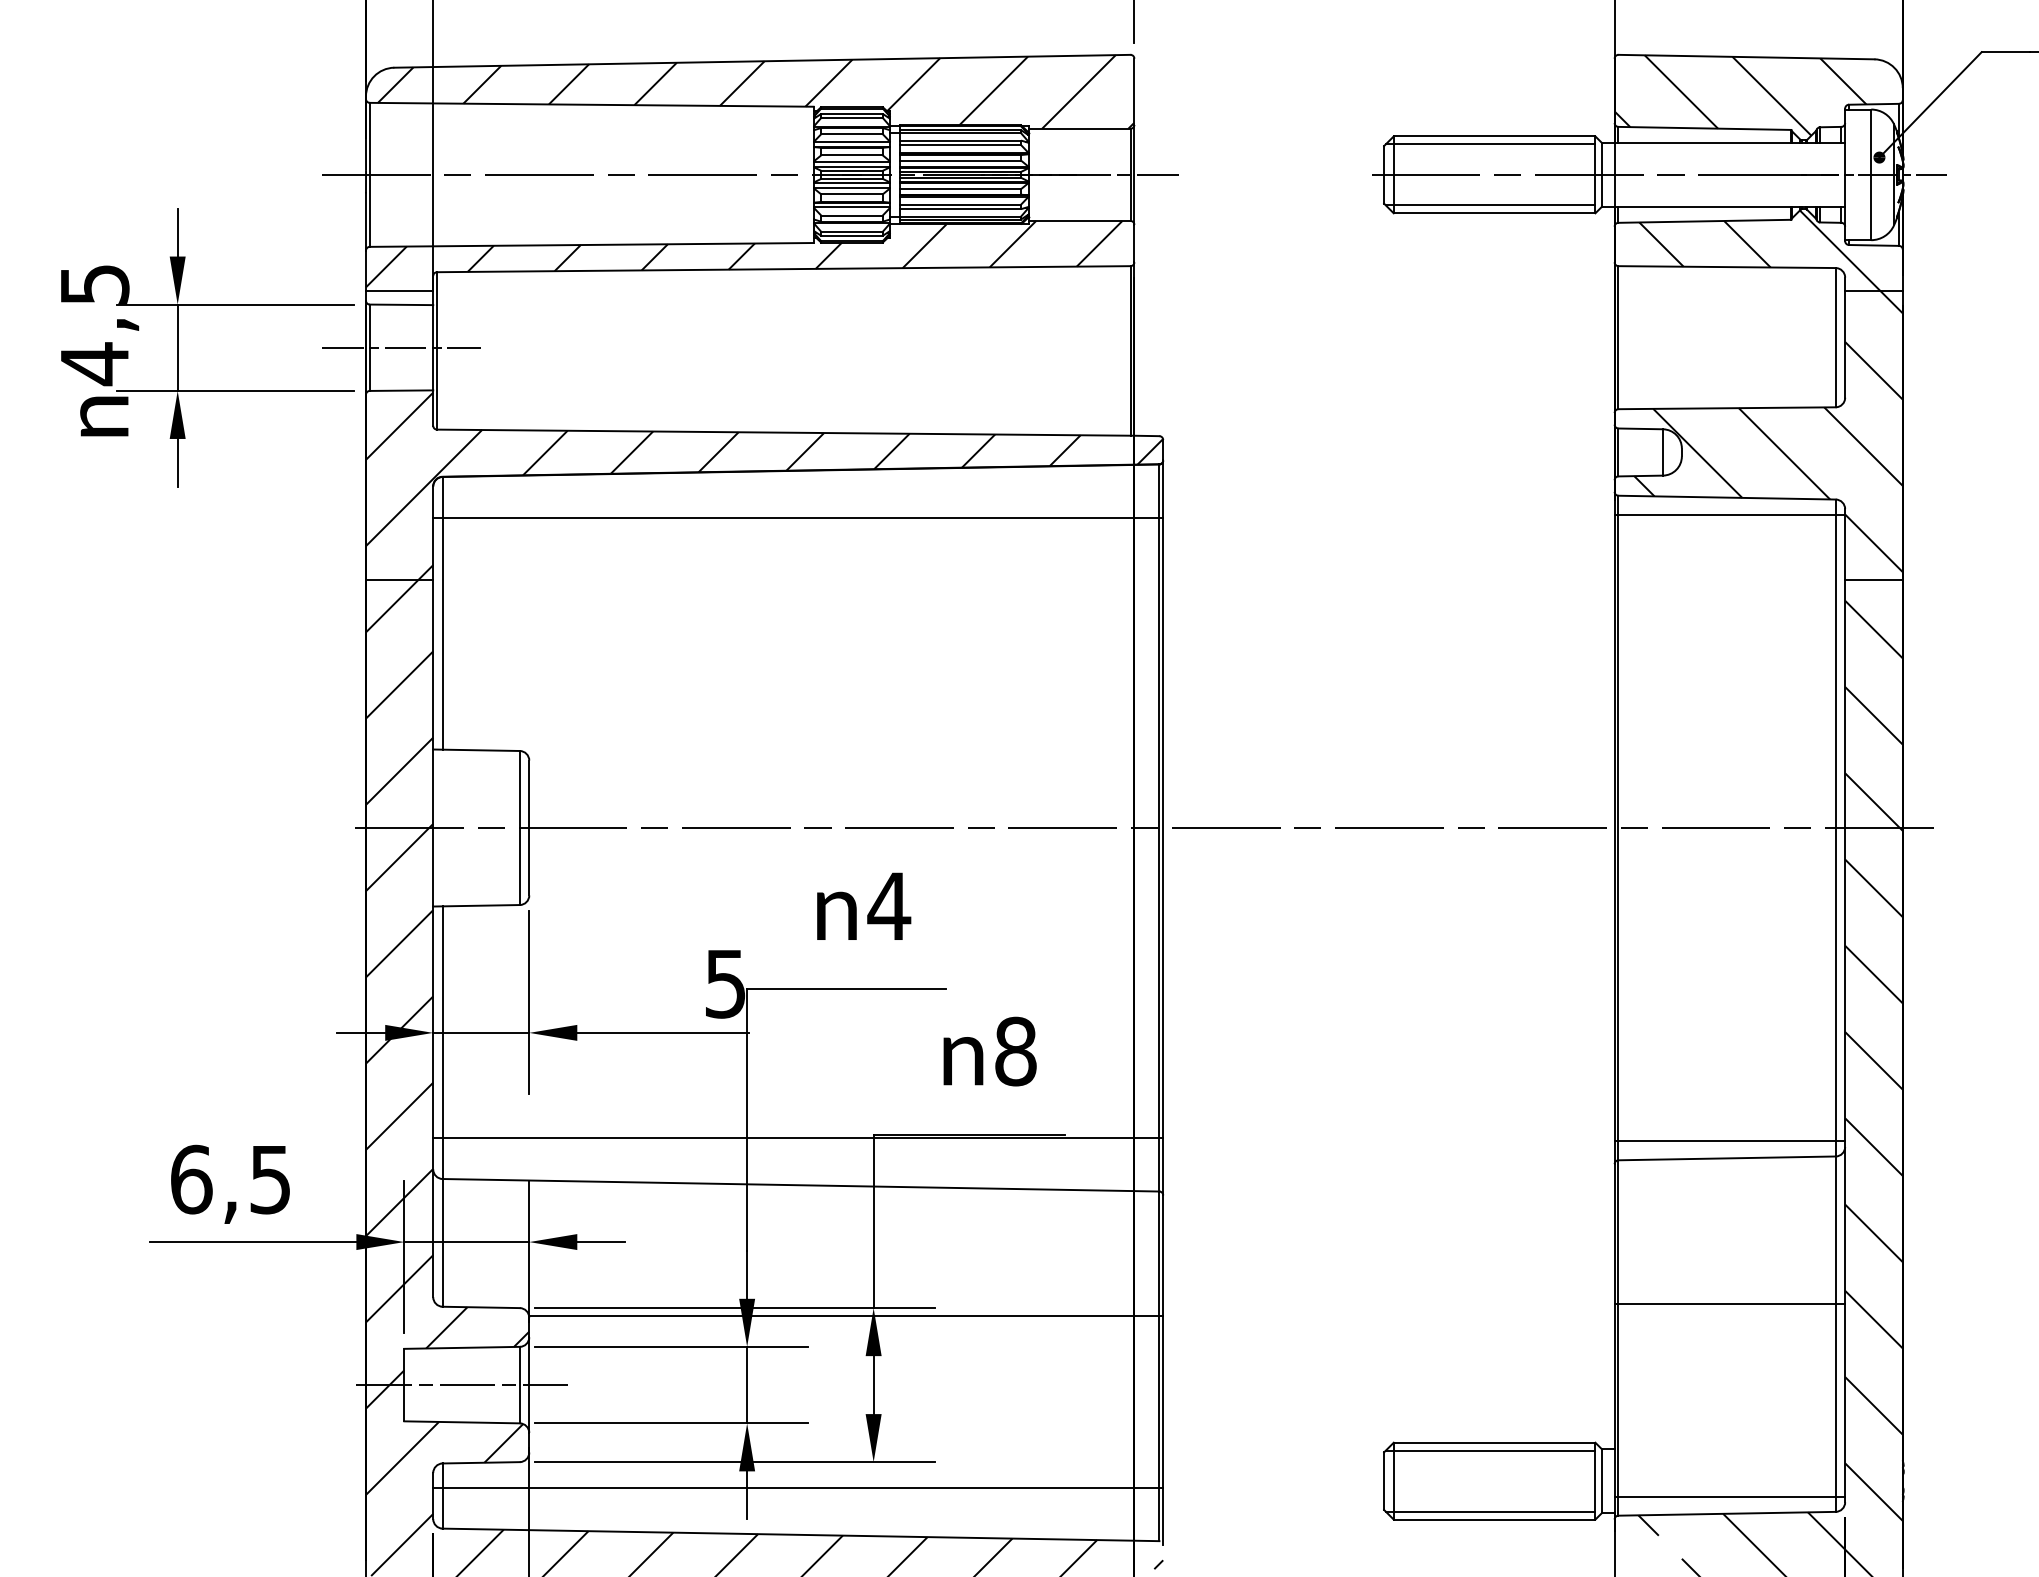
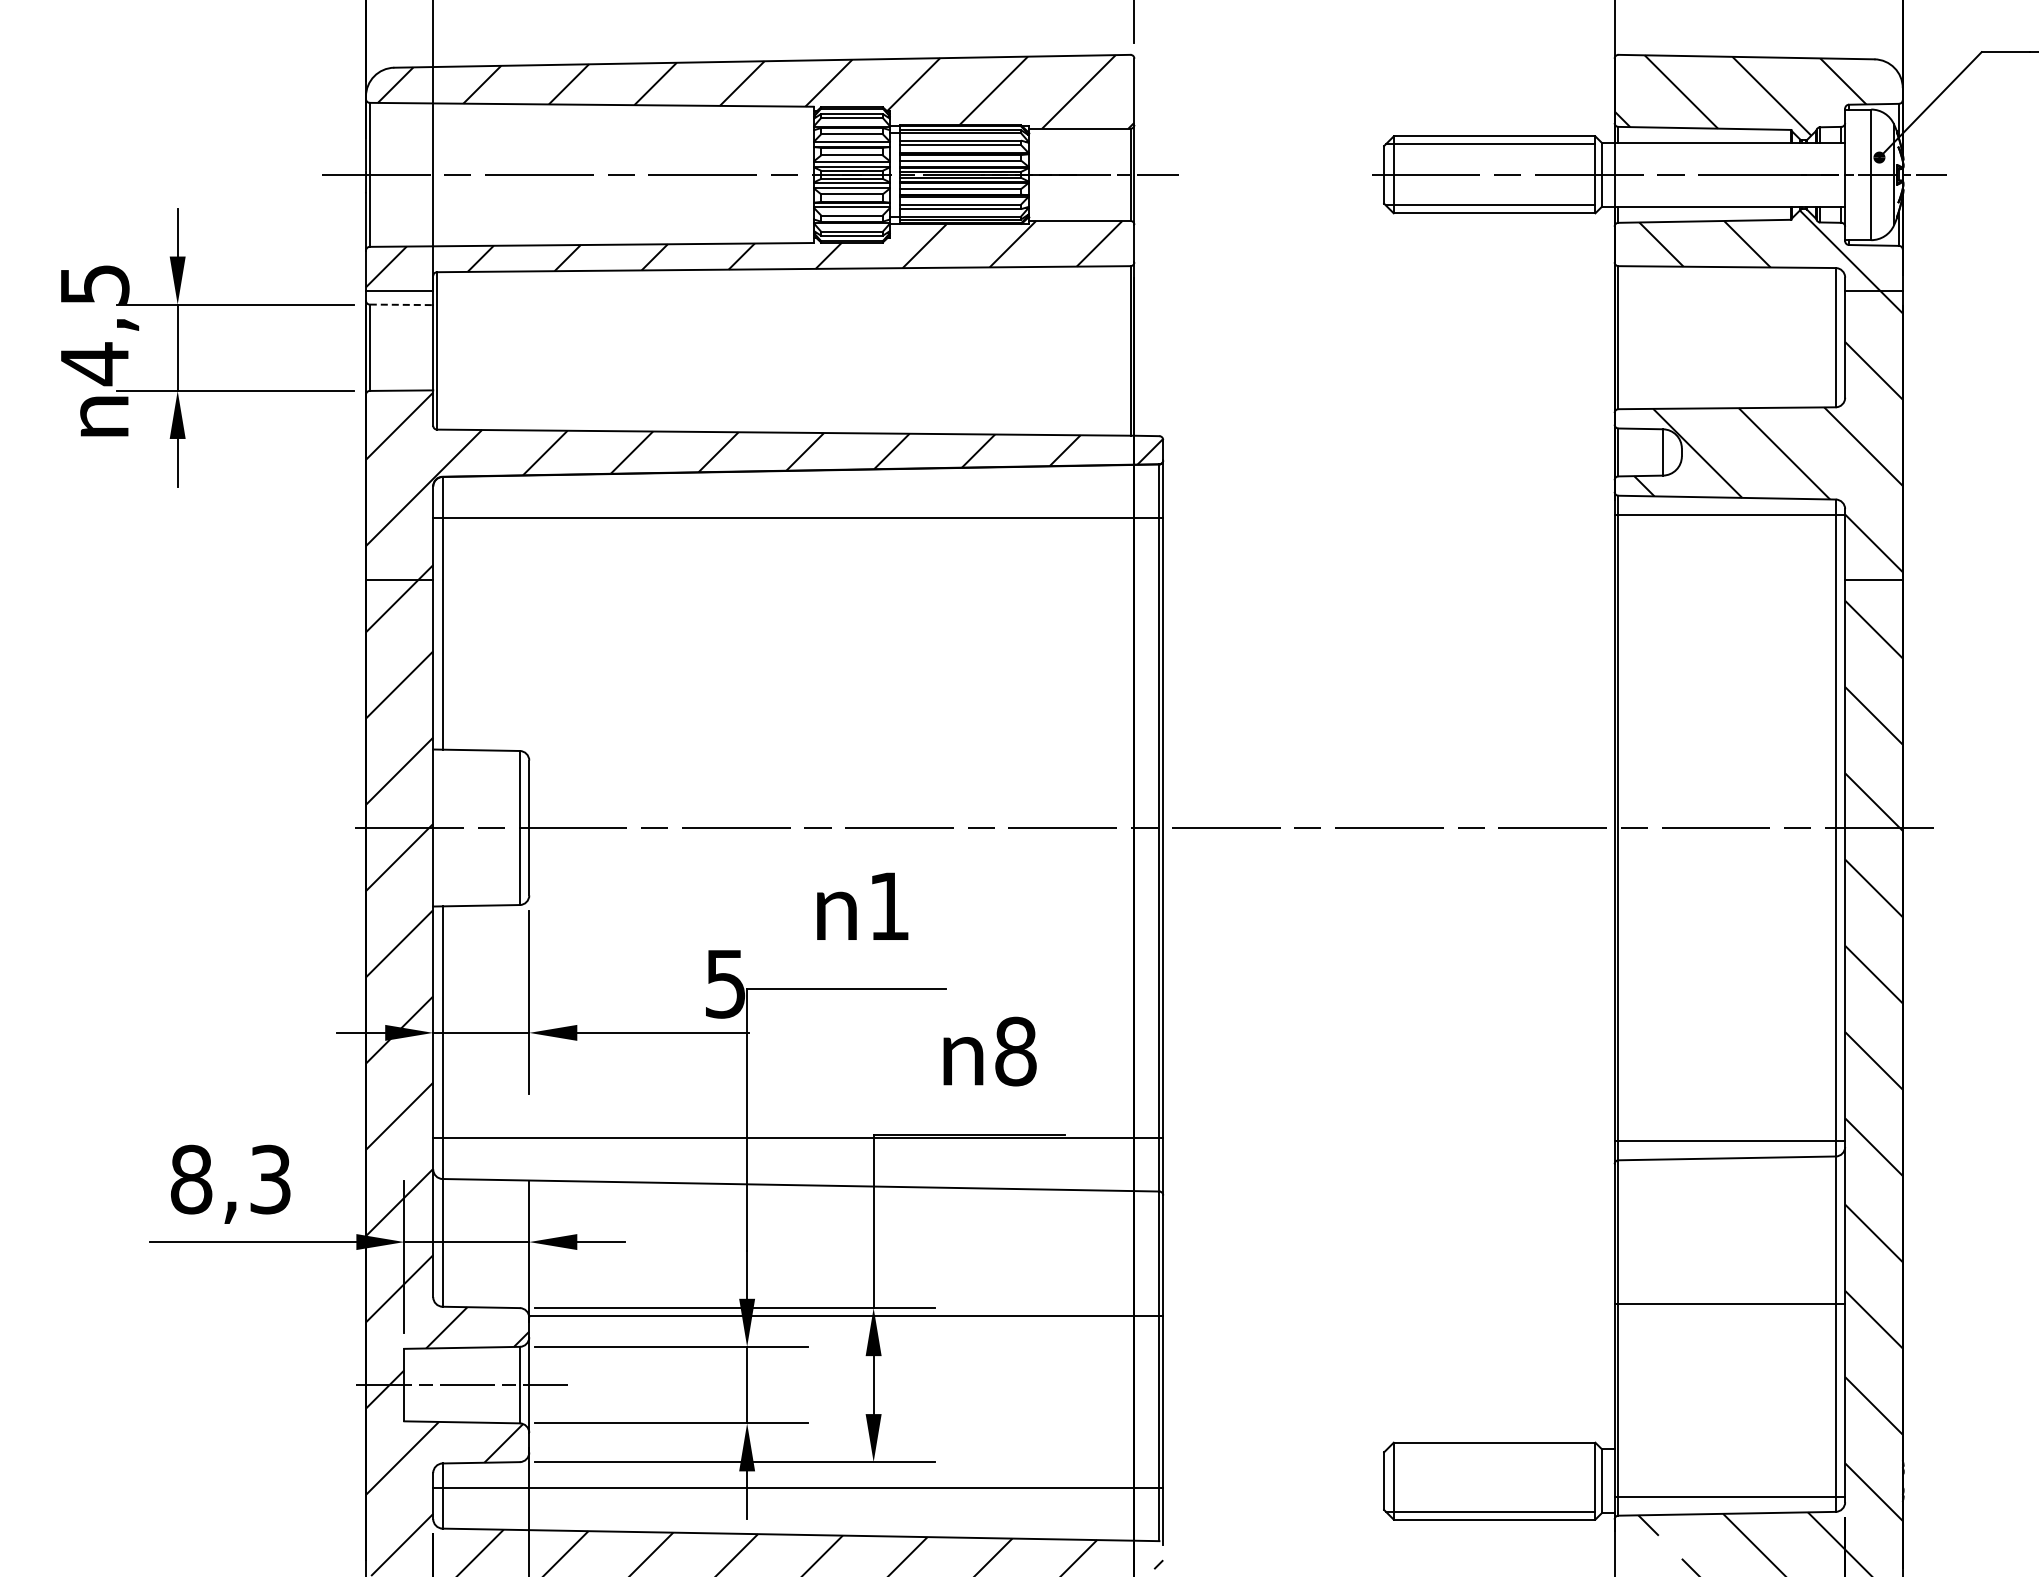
line: solid -> dashed (401, 304)
line: present -> none (401, 347)
text: 4 -> 1 (889, 905)
text: 6,5 -> 8,3 (230, 1179)
line: present -> none (1490, 1450)
